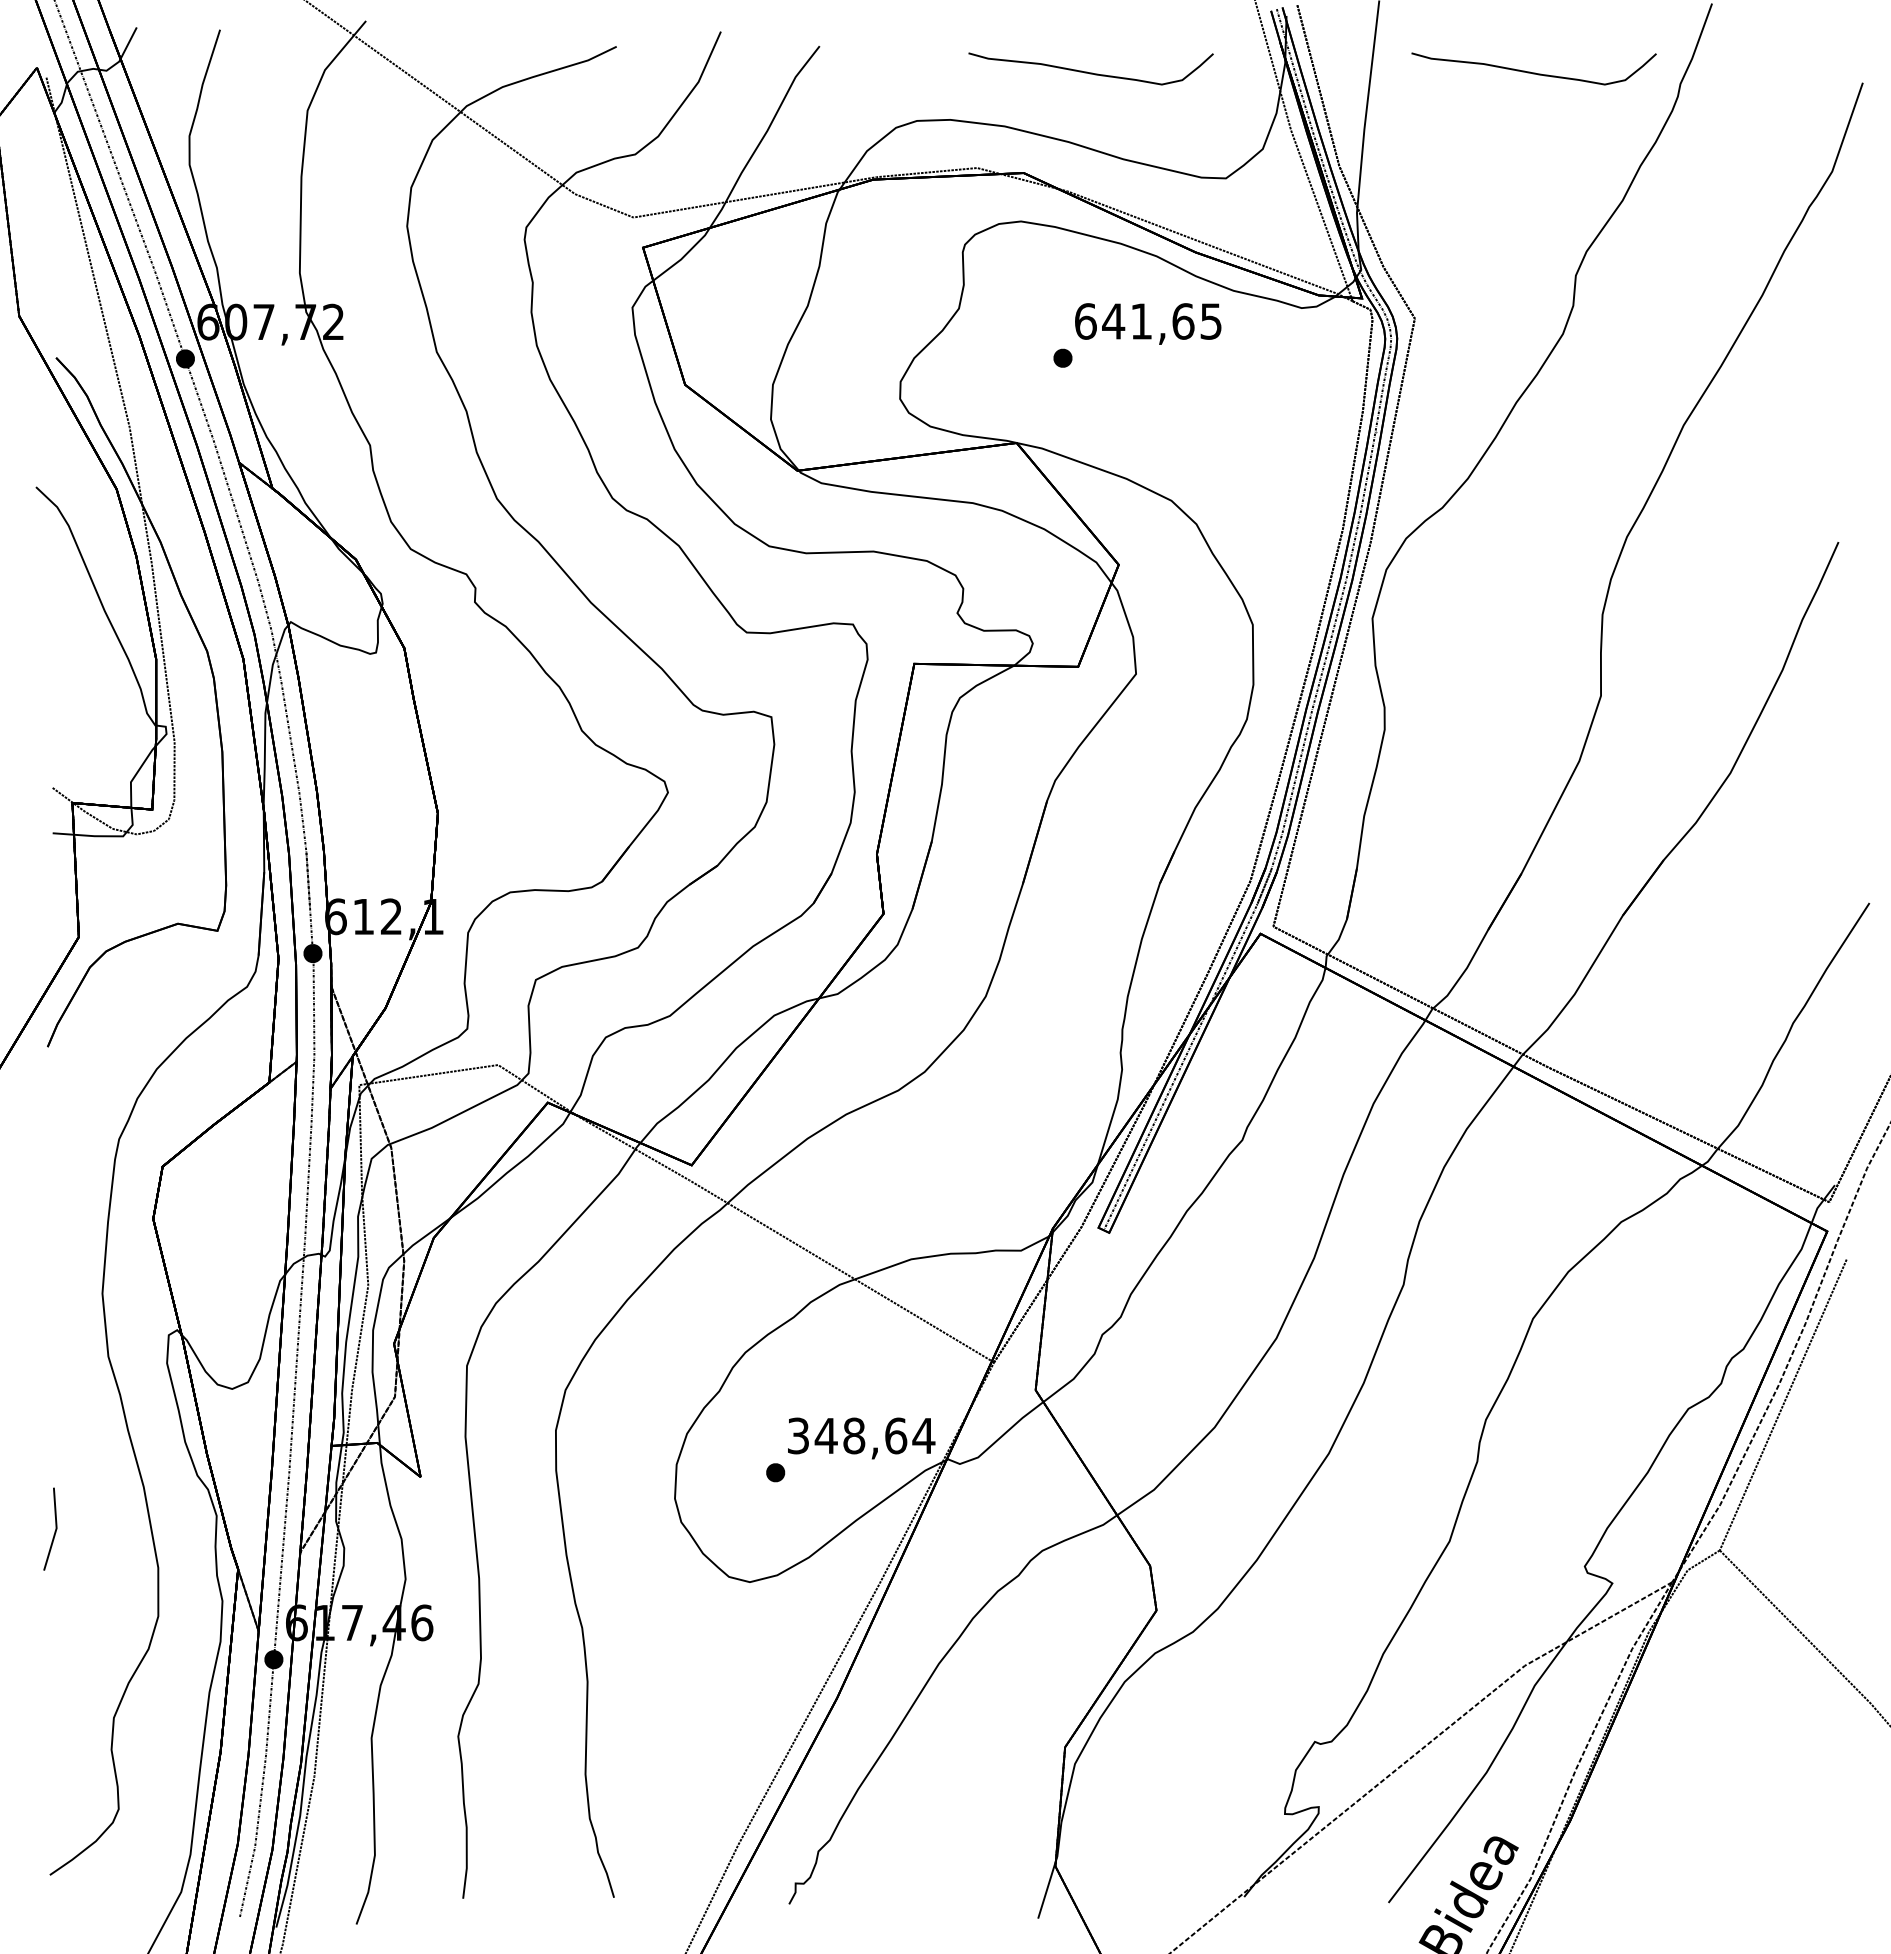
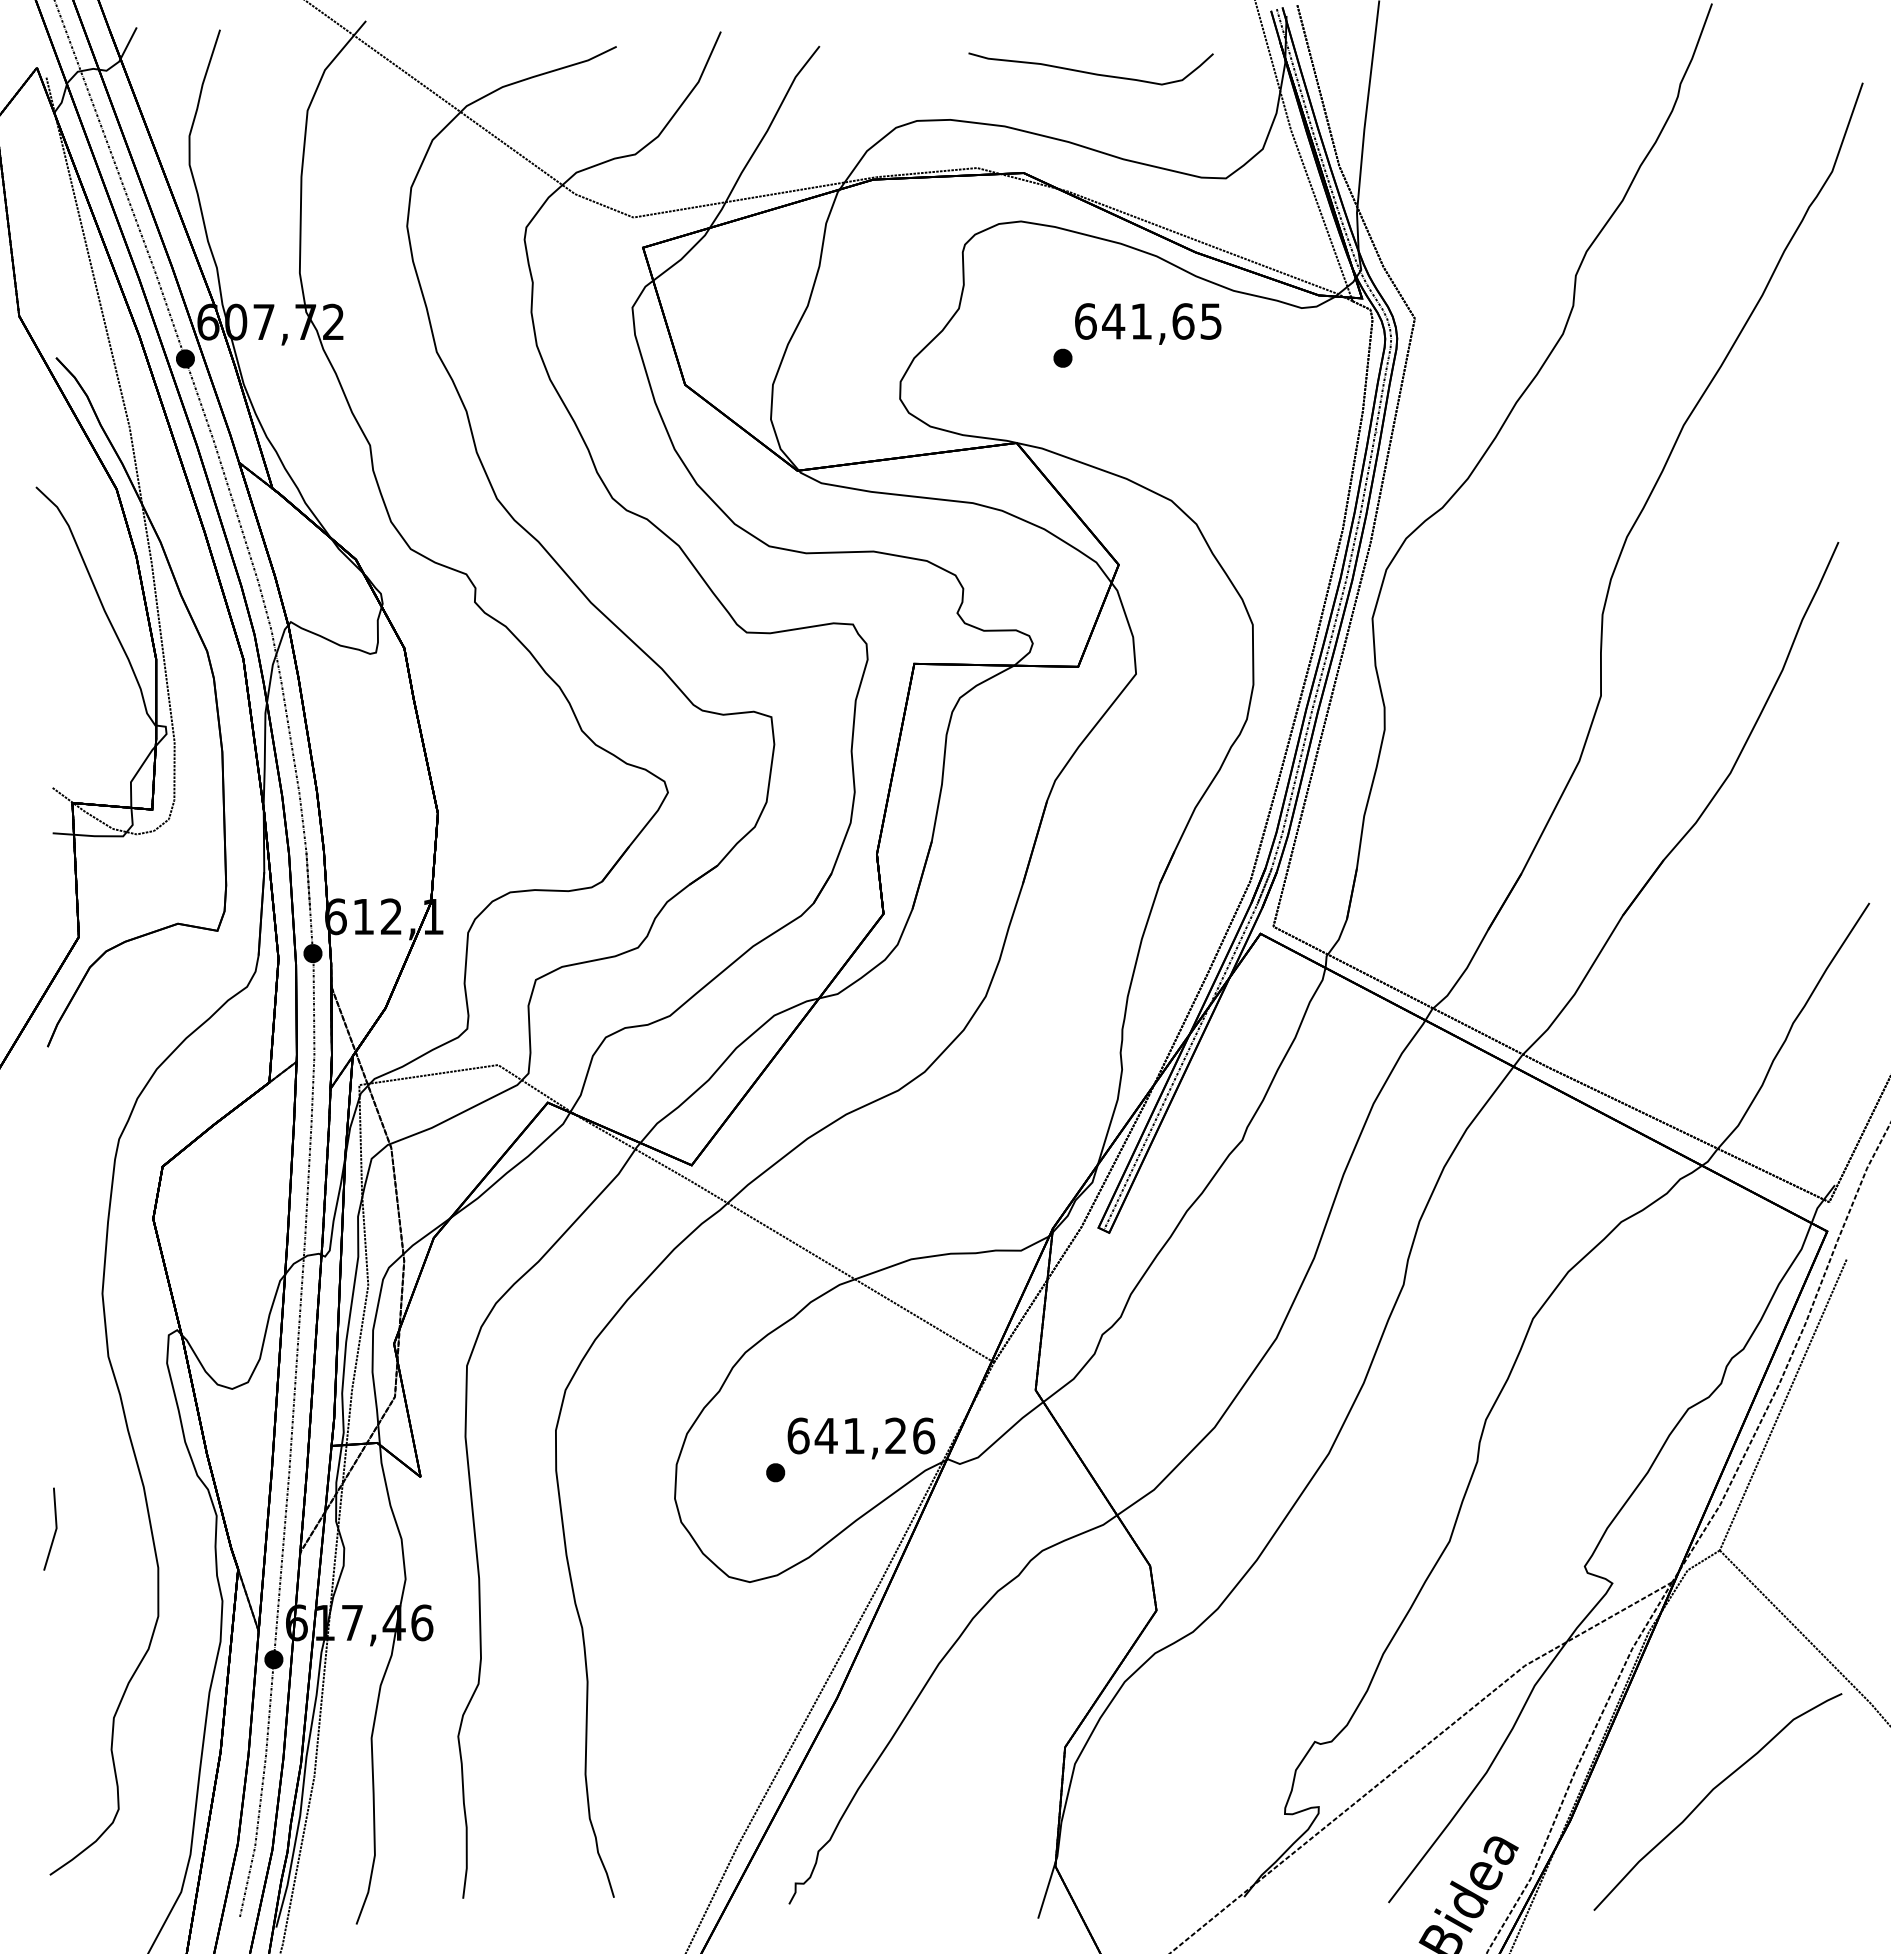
curve: present -> none (1533, 72)
text: 348,64 -> 641,26 (861, 1435)
curve: none -> present (1710, 1793)
